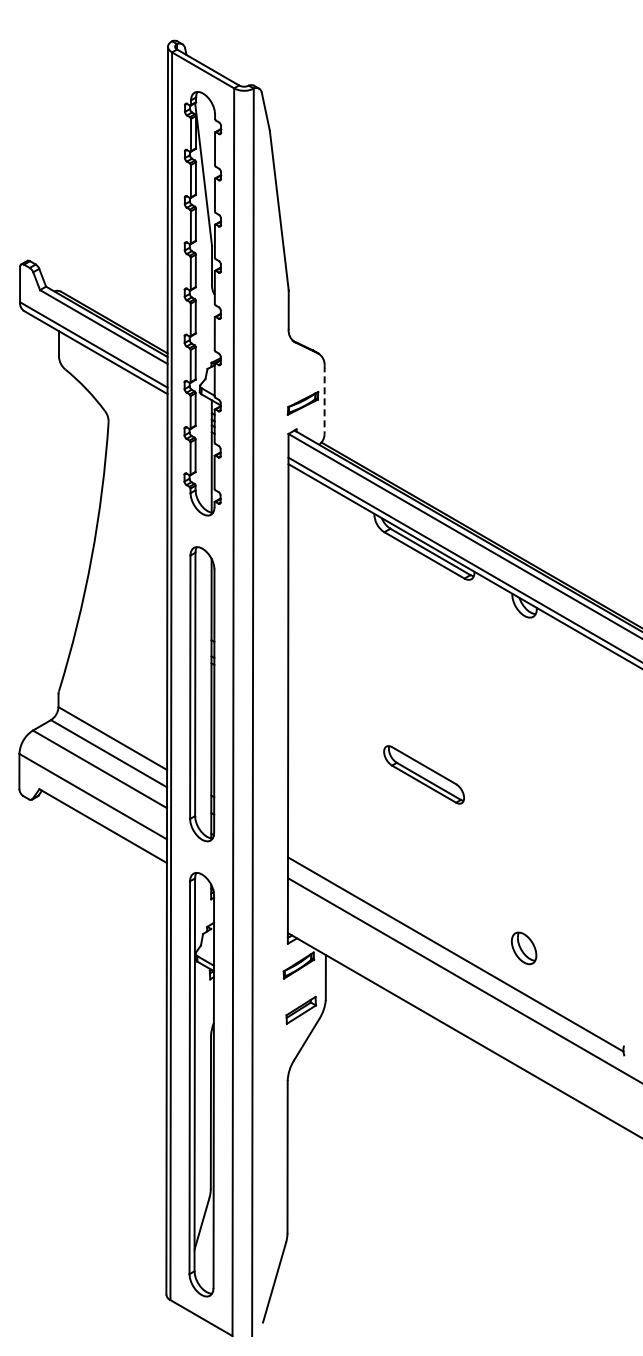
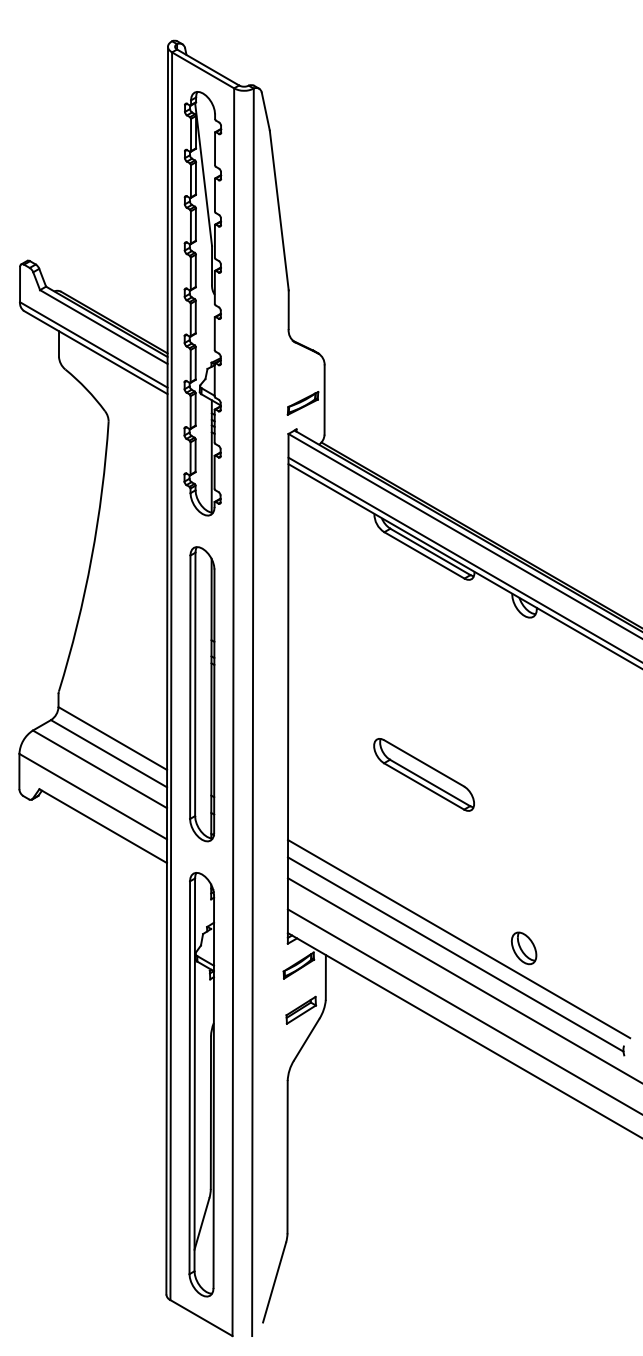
line: dashed -> solid (324, 400)
part size: 82x60 px -> 102x74 px (423, 774)
line: none -> present (459, 939)
line: none -> present (463, 1010)
